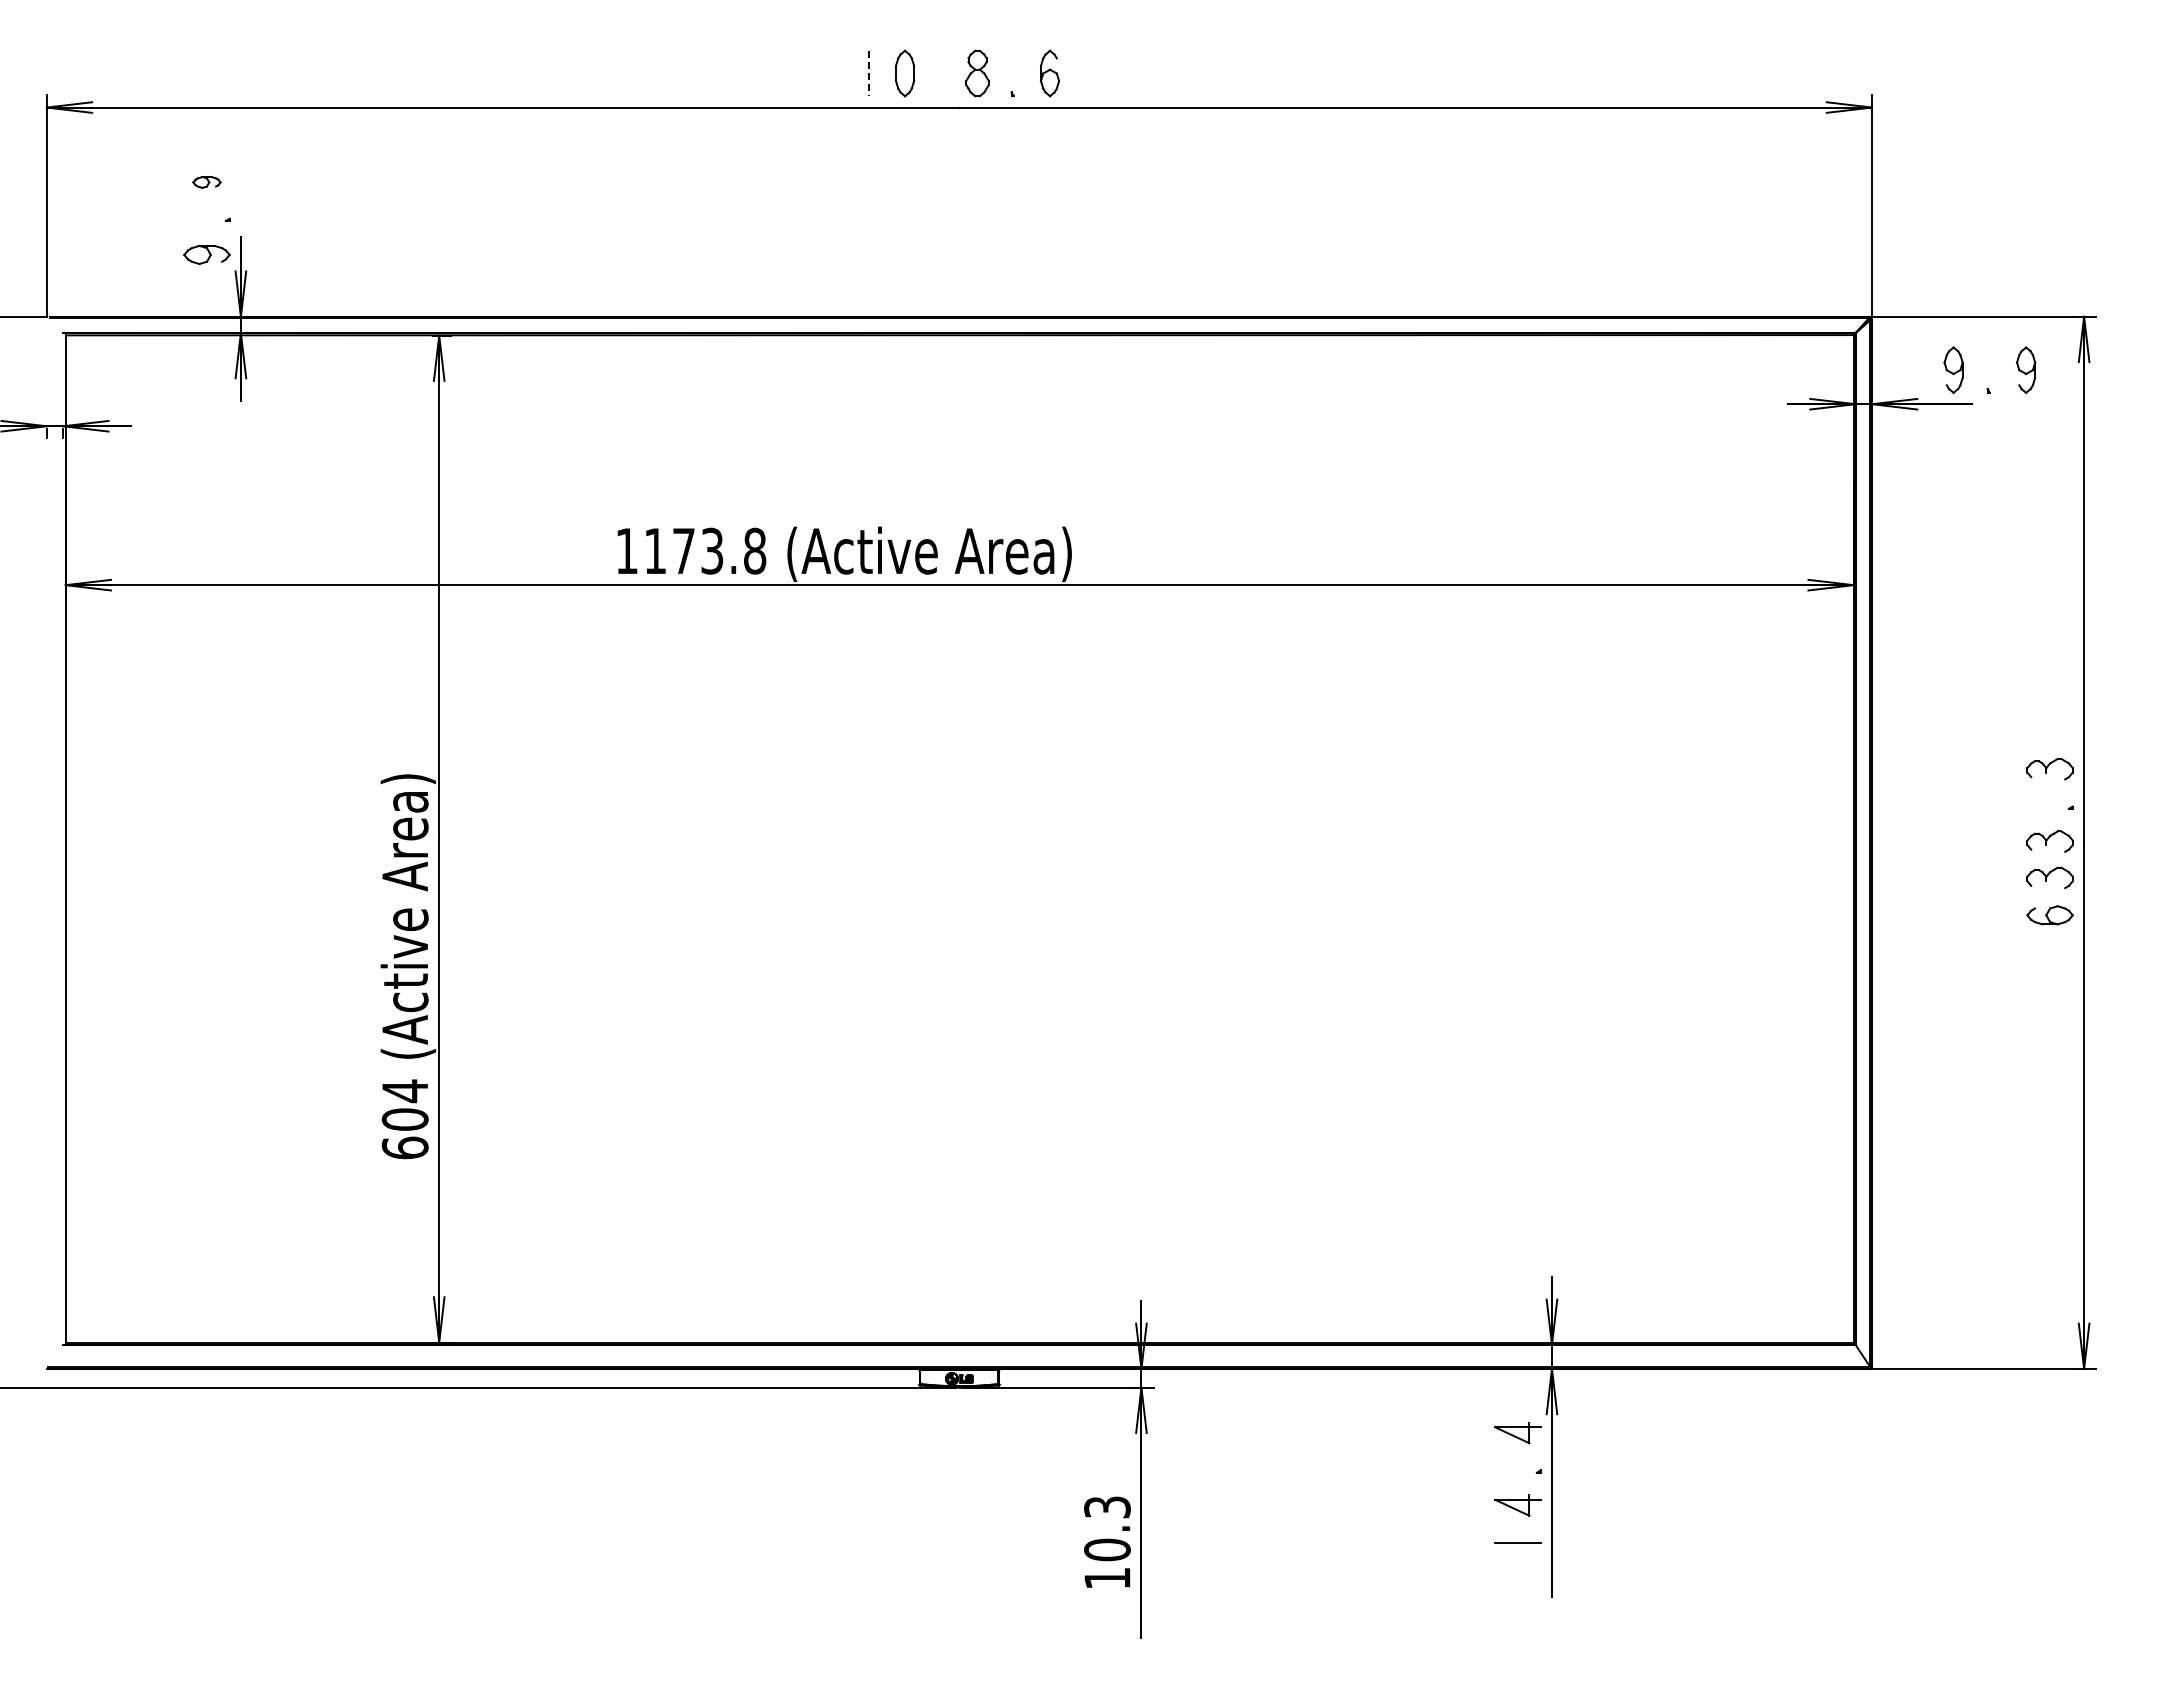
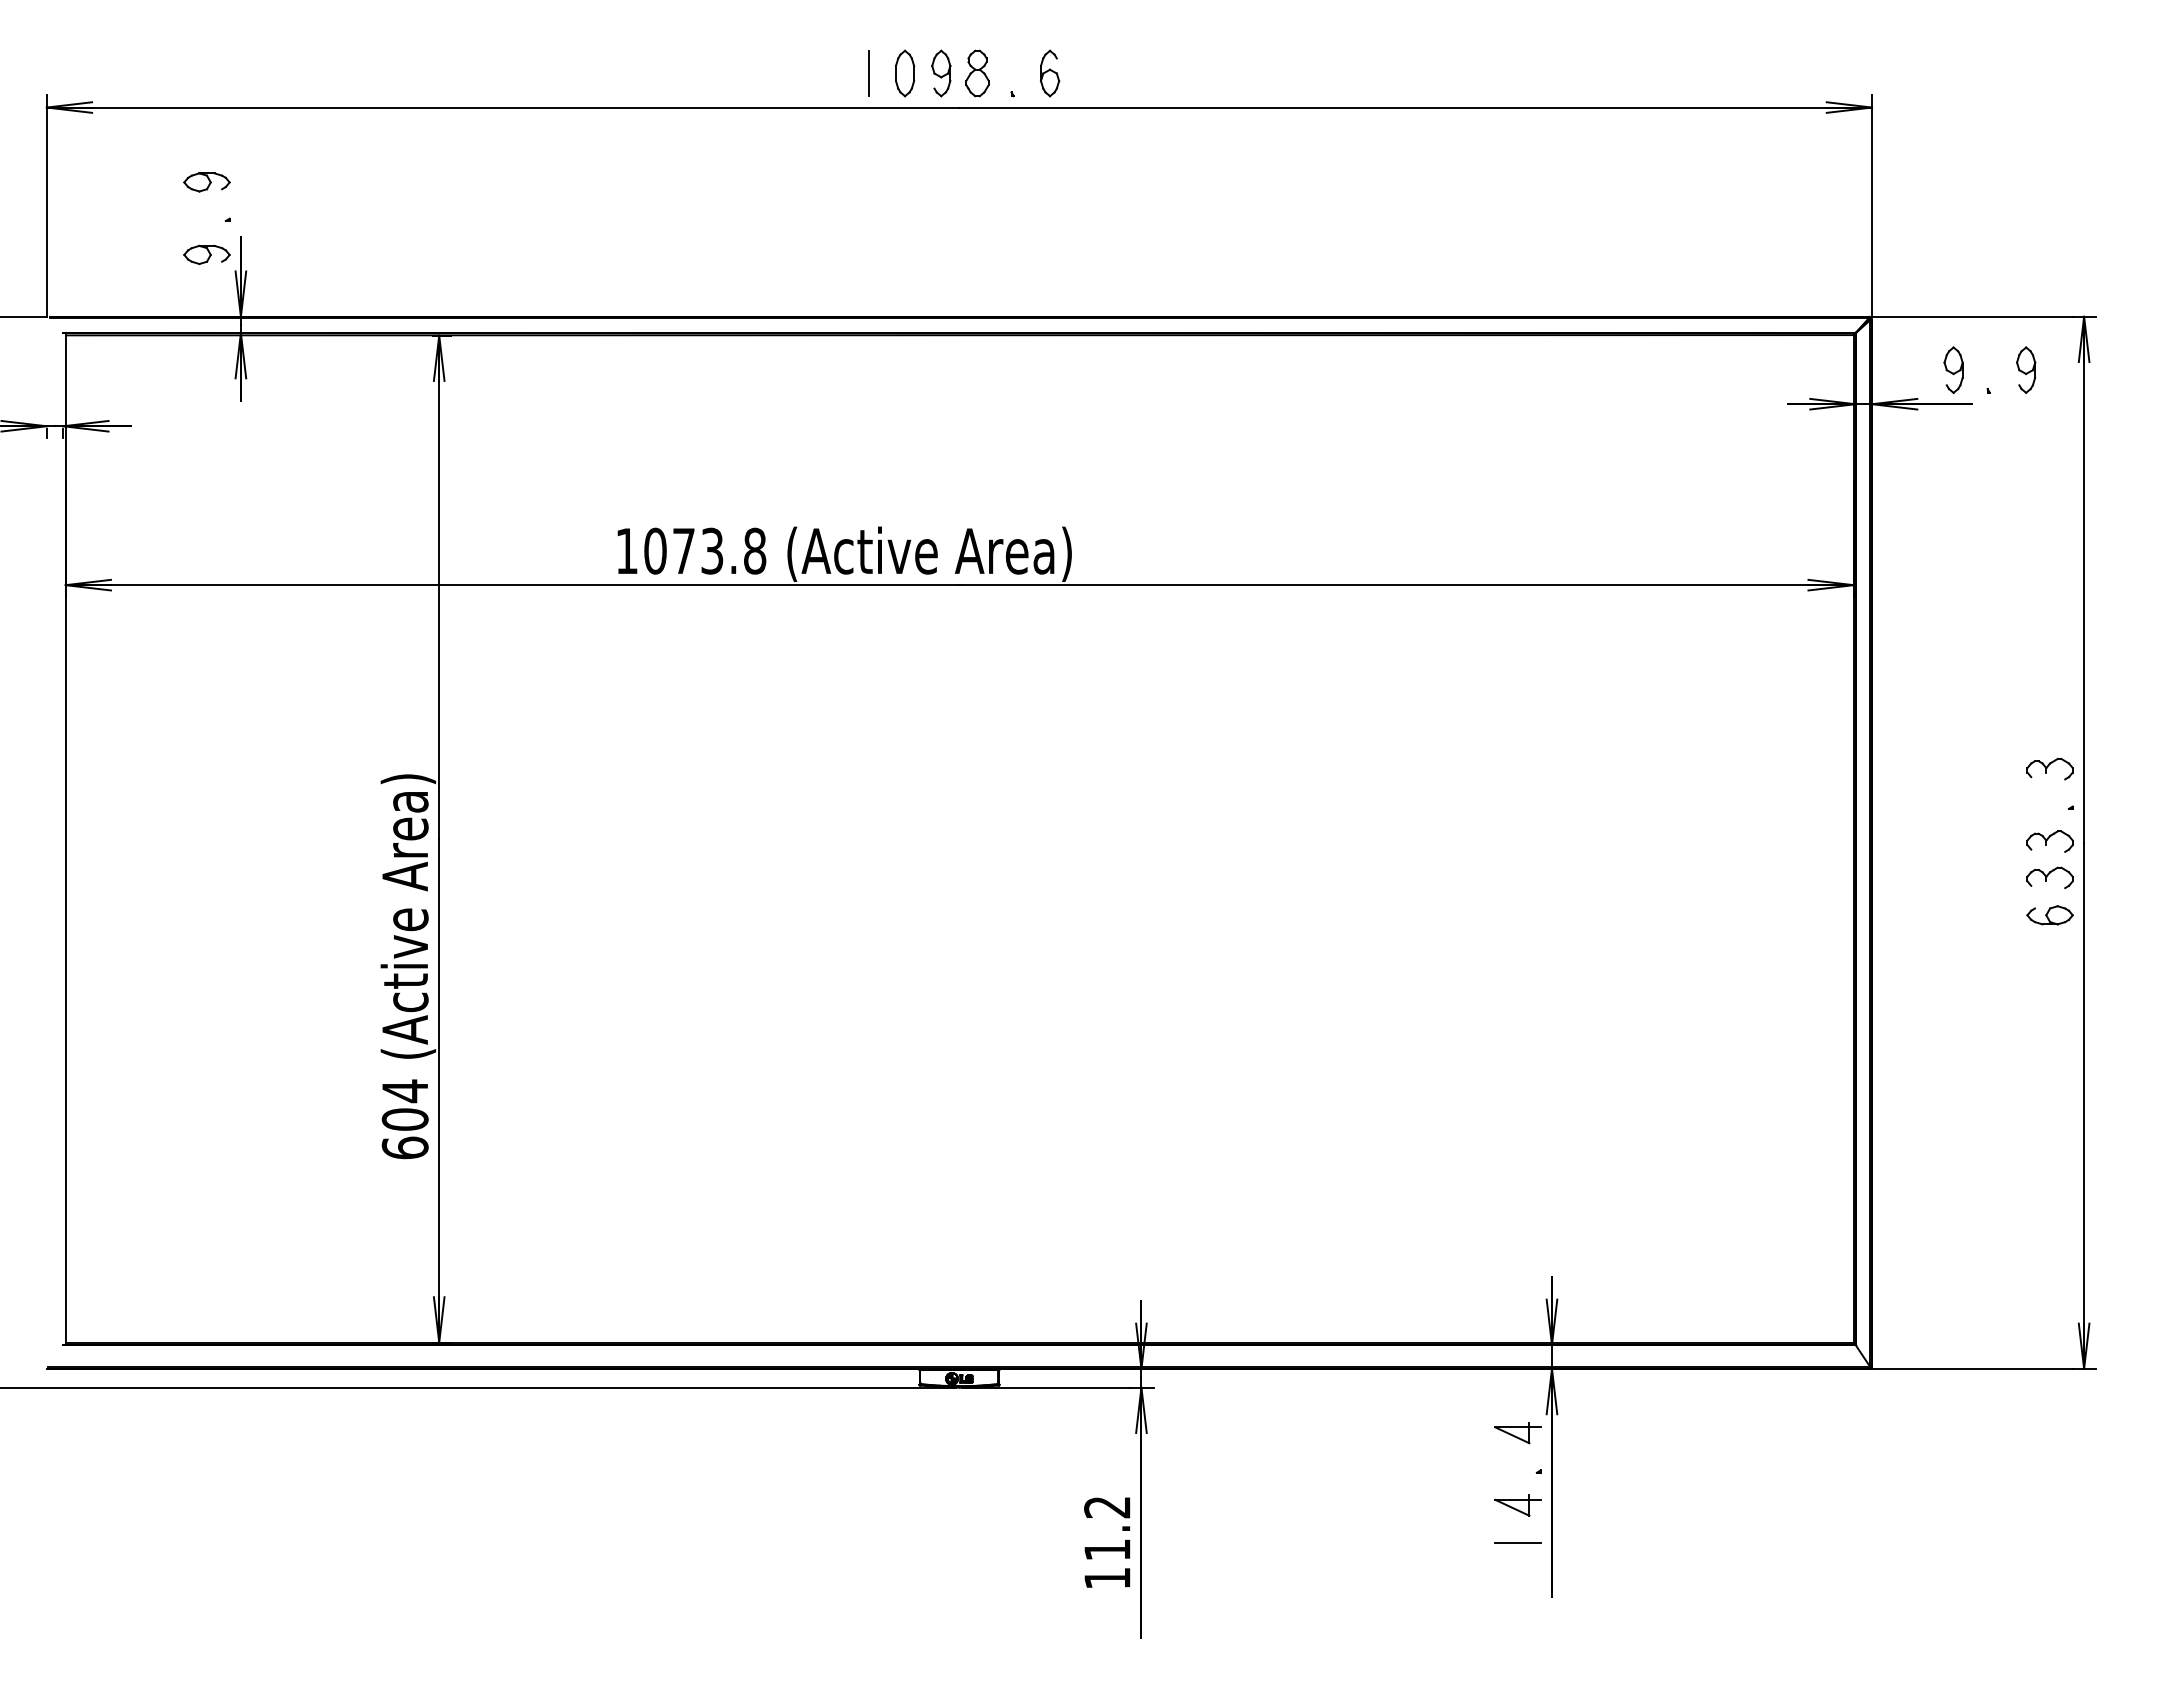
line: dashed -> solid (868, 73)
part: none -> present (941, 73)
part size: 30x13 px -> 48x21 px (206, 182)
text: 1173.8 -> 1073.8 (655, 550)
text: 10.3 -> 11.2 (1107, 1528)
